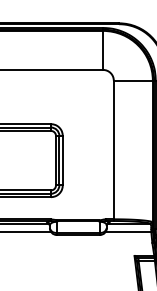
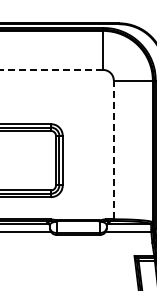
line: solid -> dashed (51, 69)
line: solid -> dashed (113, 149)
